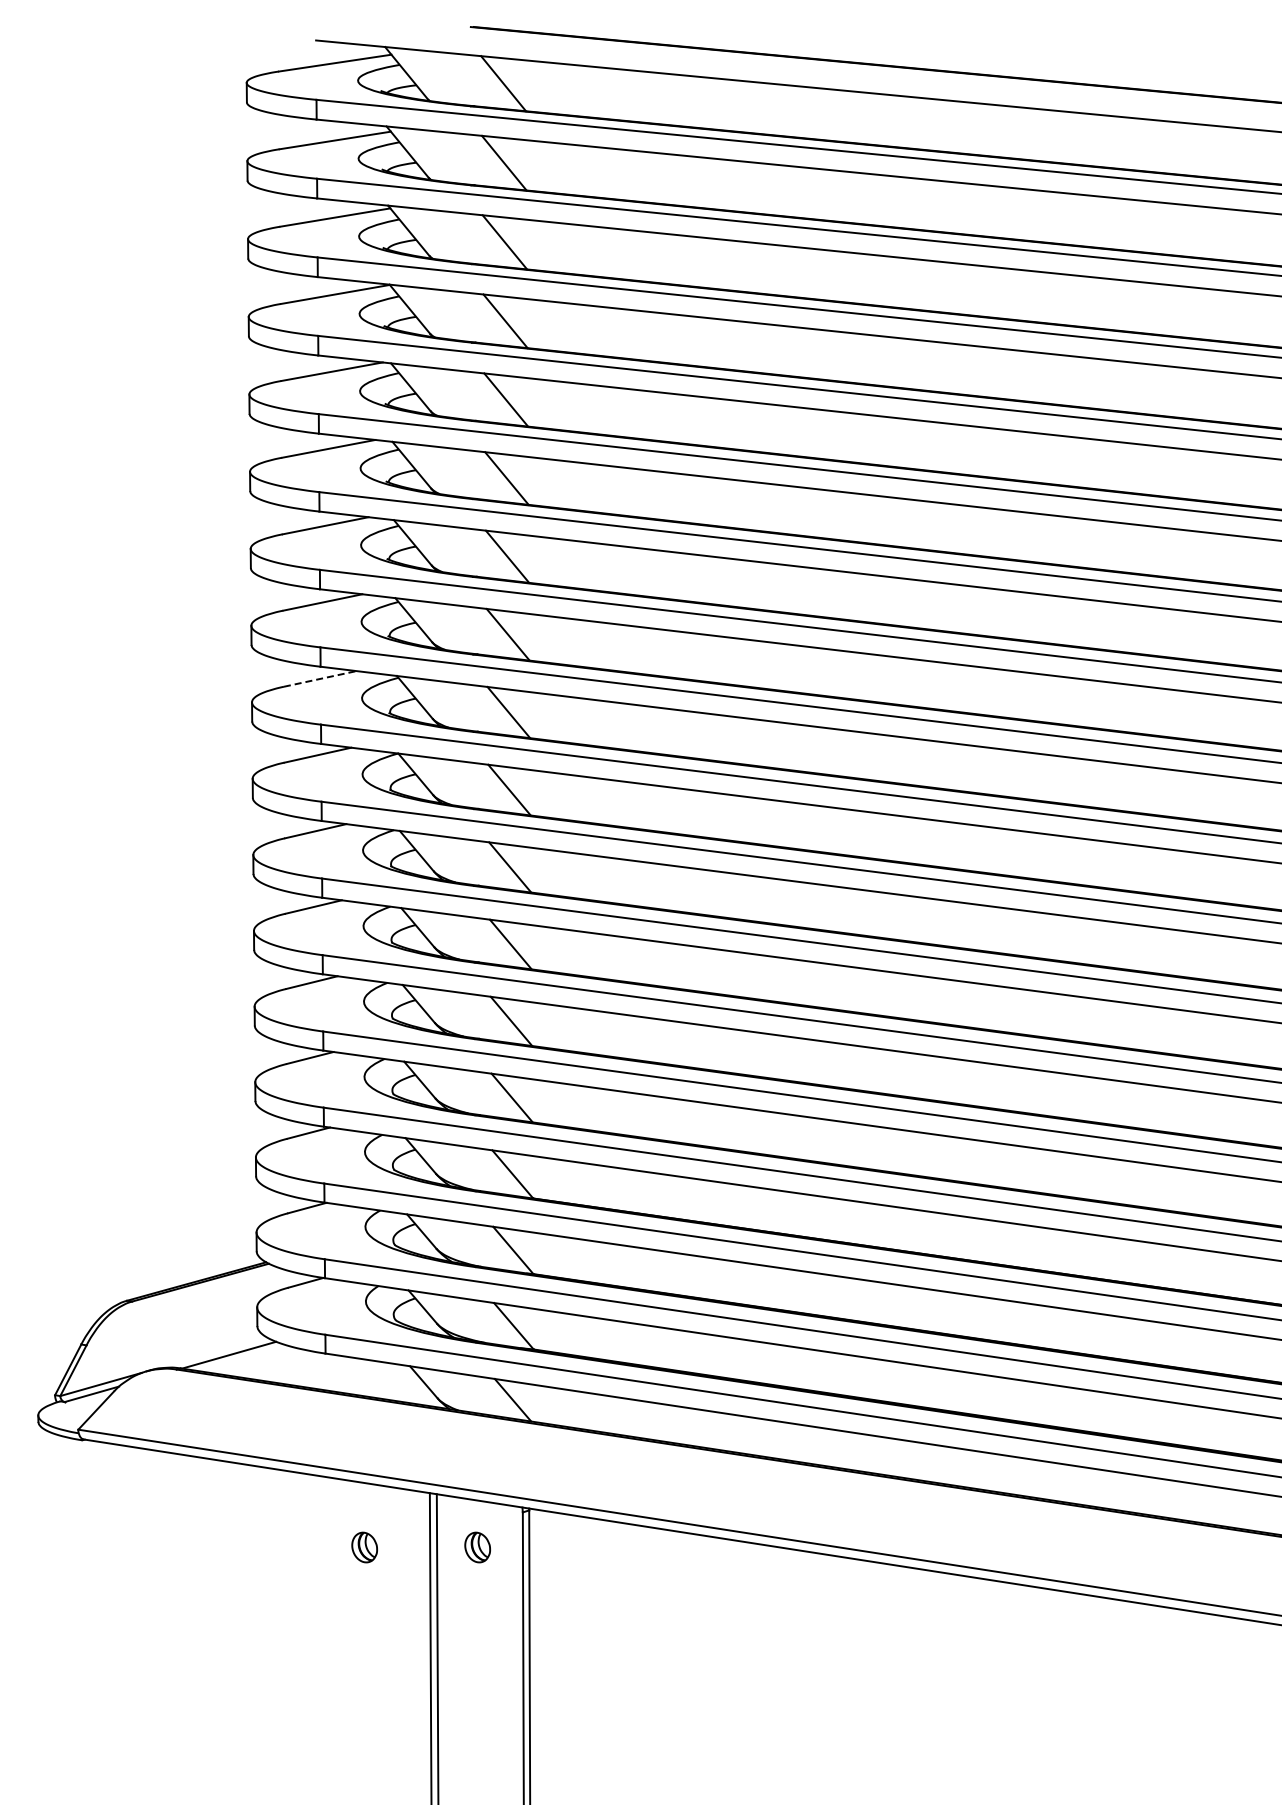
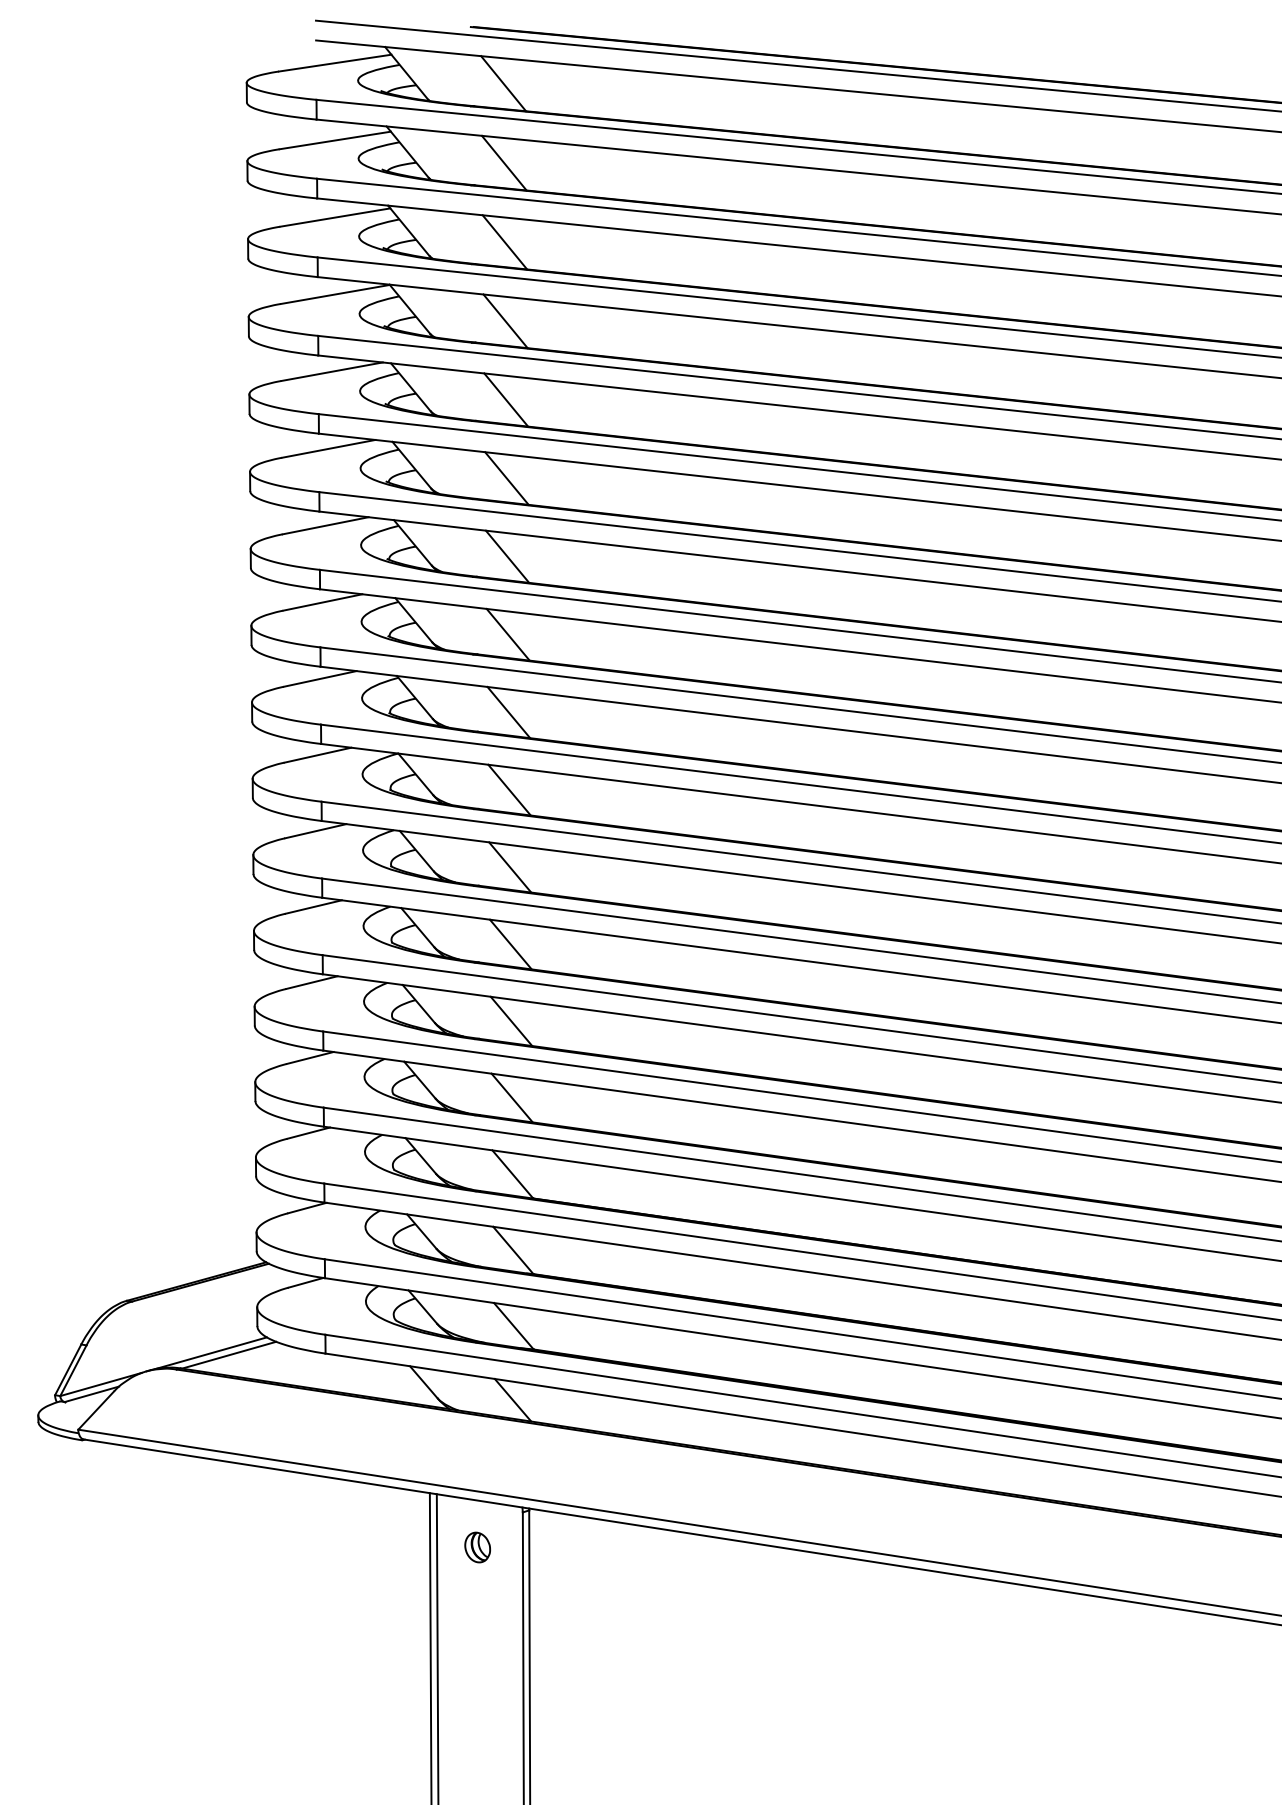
line: none -> present (796, 65)
line: dashed -> solid (320, 678)
line: none -> present (210, 1353)
part: present -> none (364, 1547)
